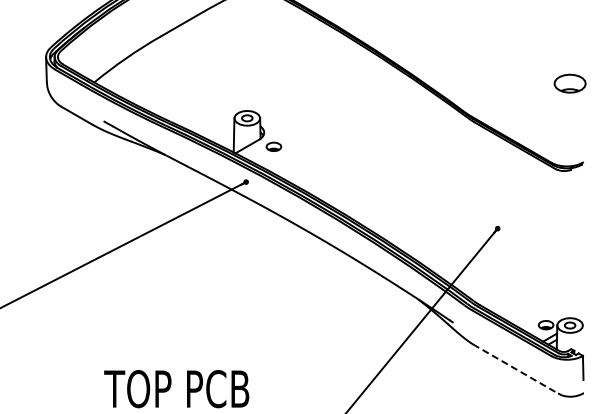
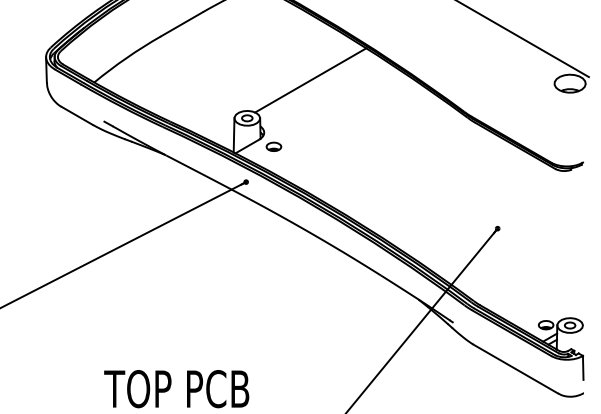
line: none -> present (523, 39)
line: none -> present (310, 80)
line: dashed -> solid (515, 369)
